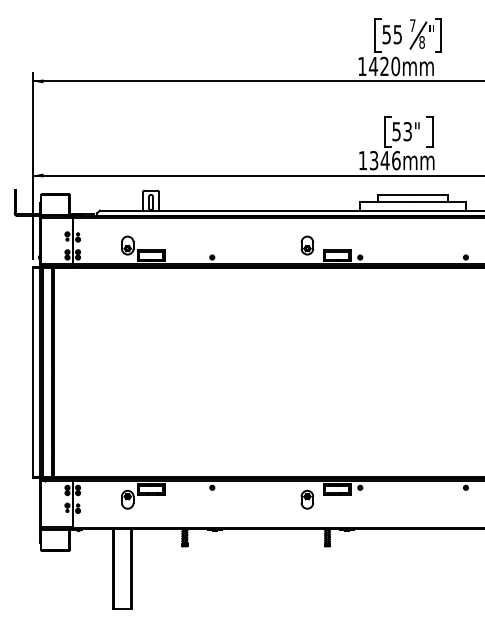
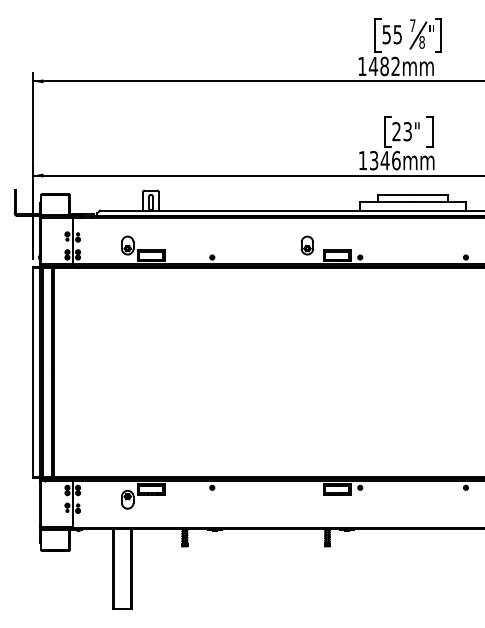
text: 1420mm -> 1482mm (390, 66)
text: 53" -> 23" (396, 131)
part: present -> none (307, 499)
